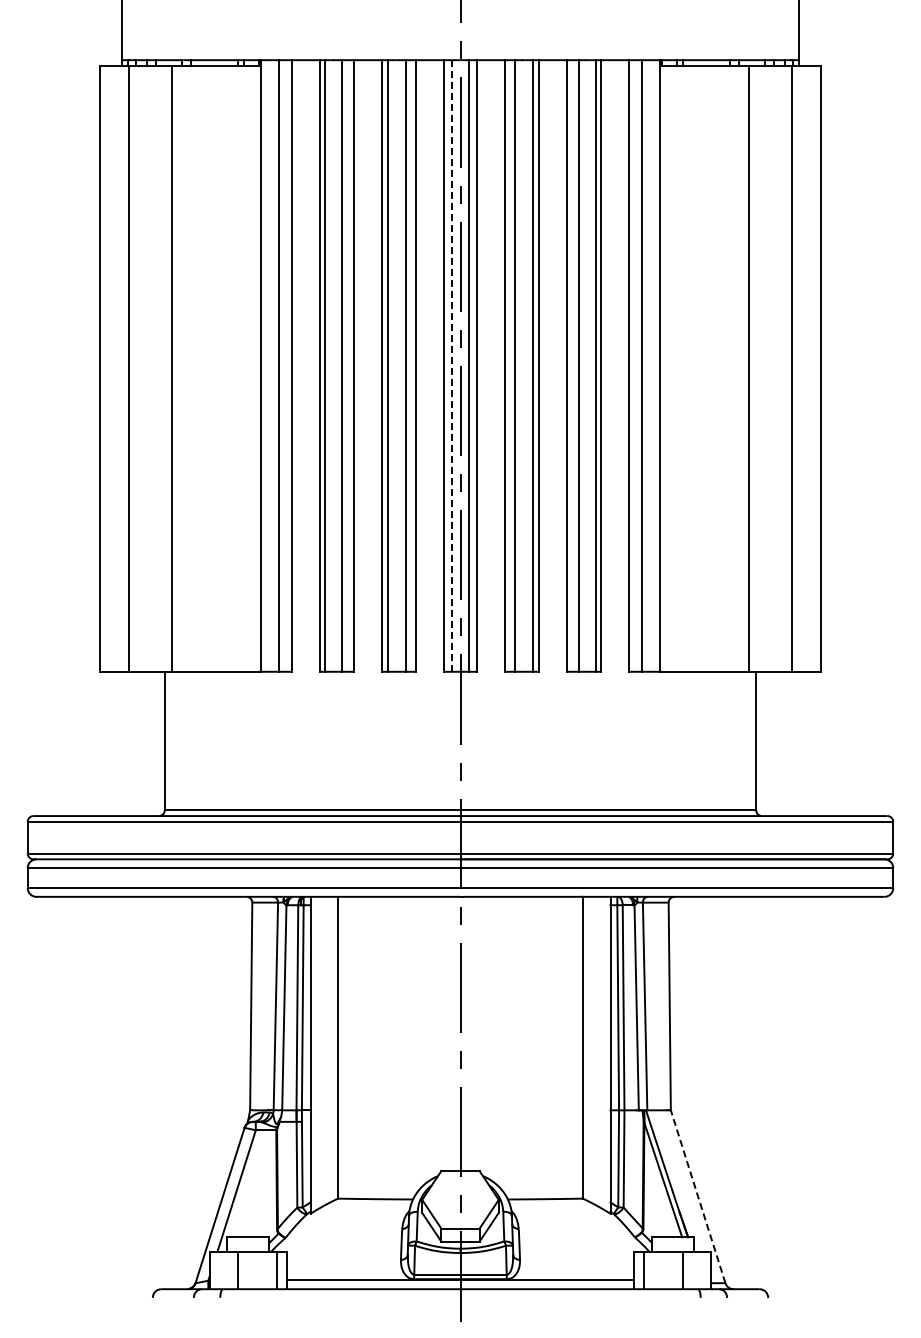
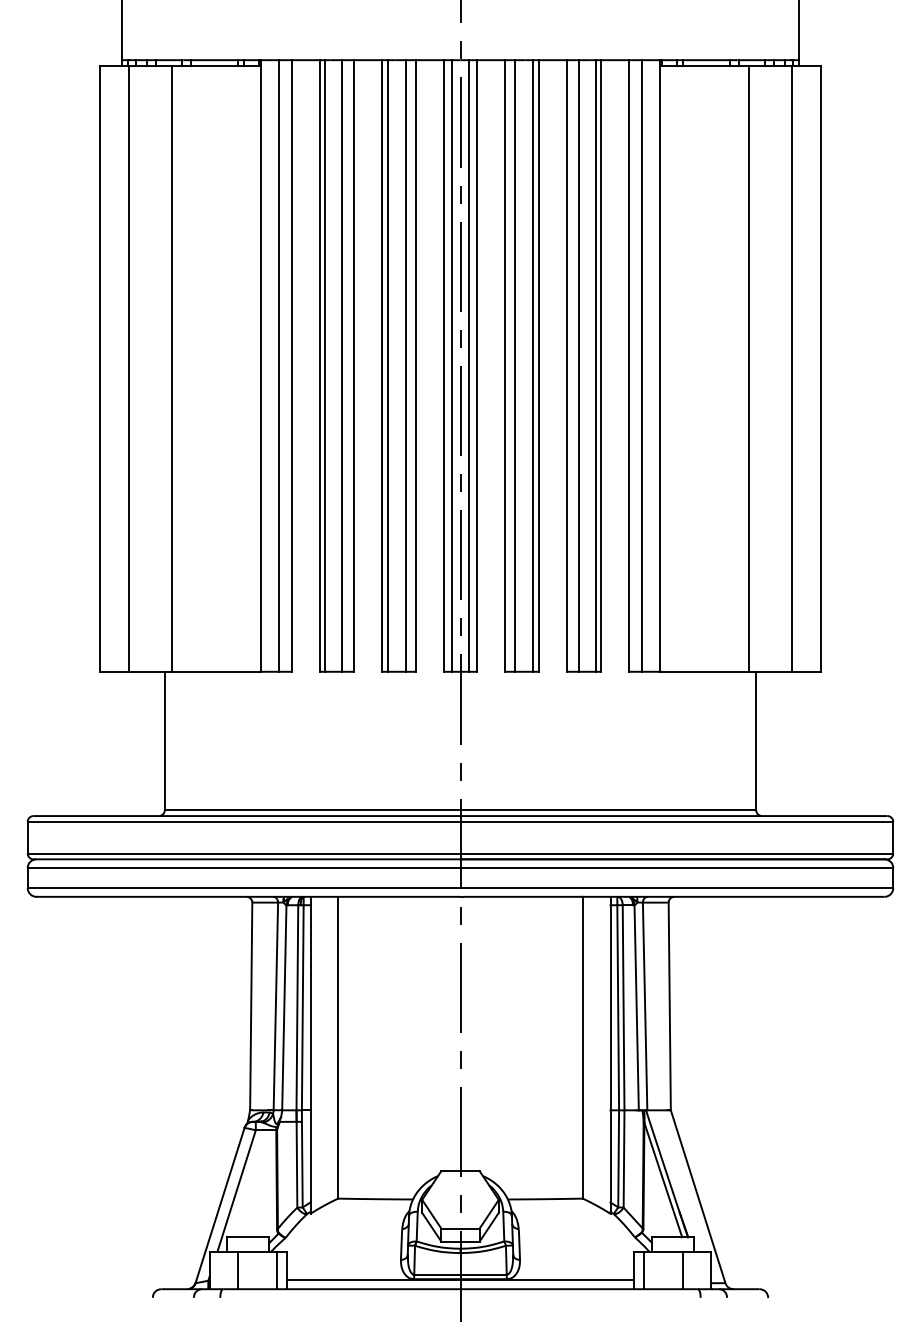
line: dashed -> solid (451, 365)
line: dashed -> solid (698, 1196)
